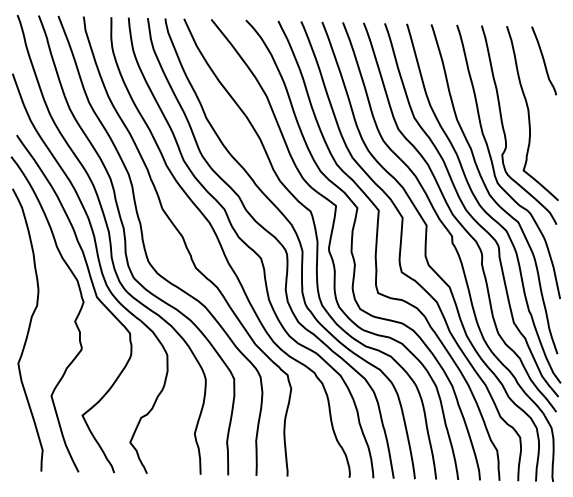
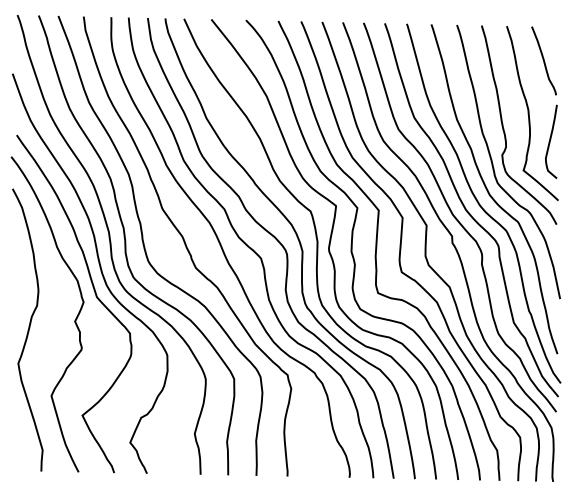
curve: none -> present (550, 141)
